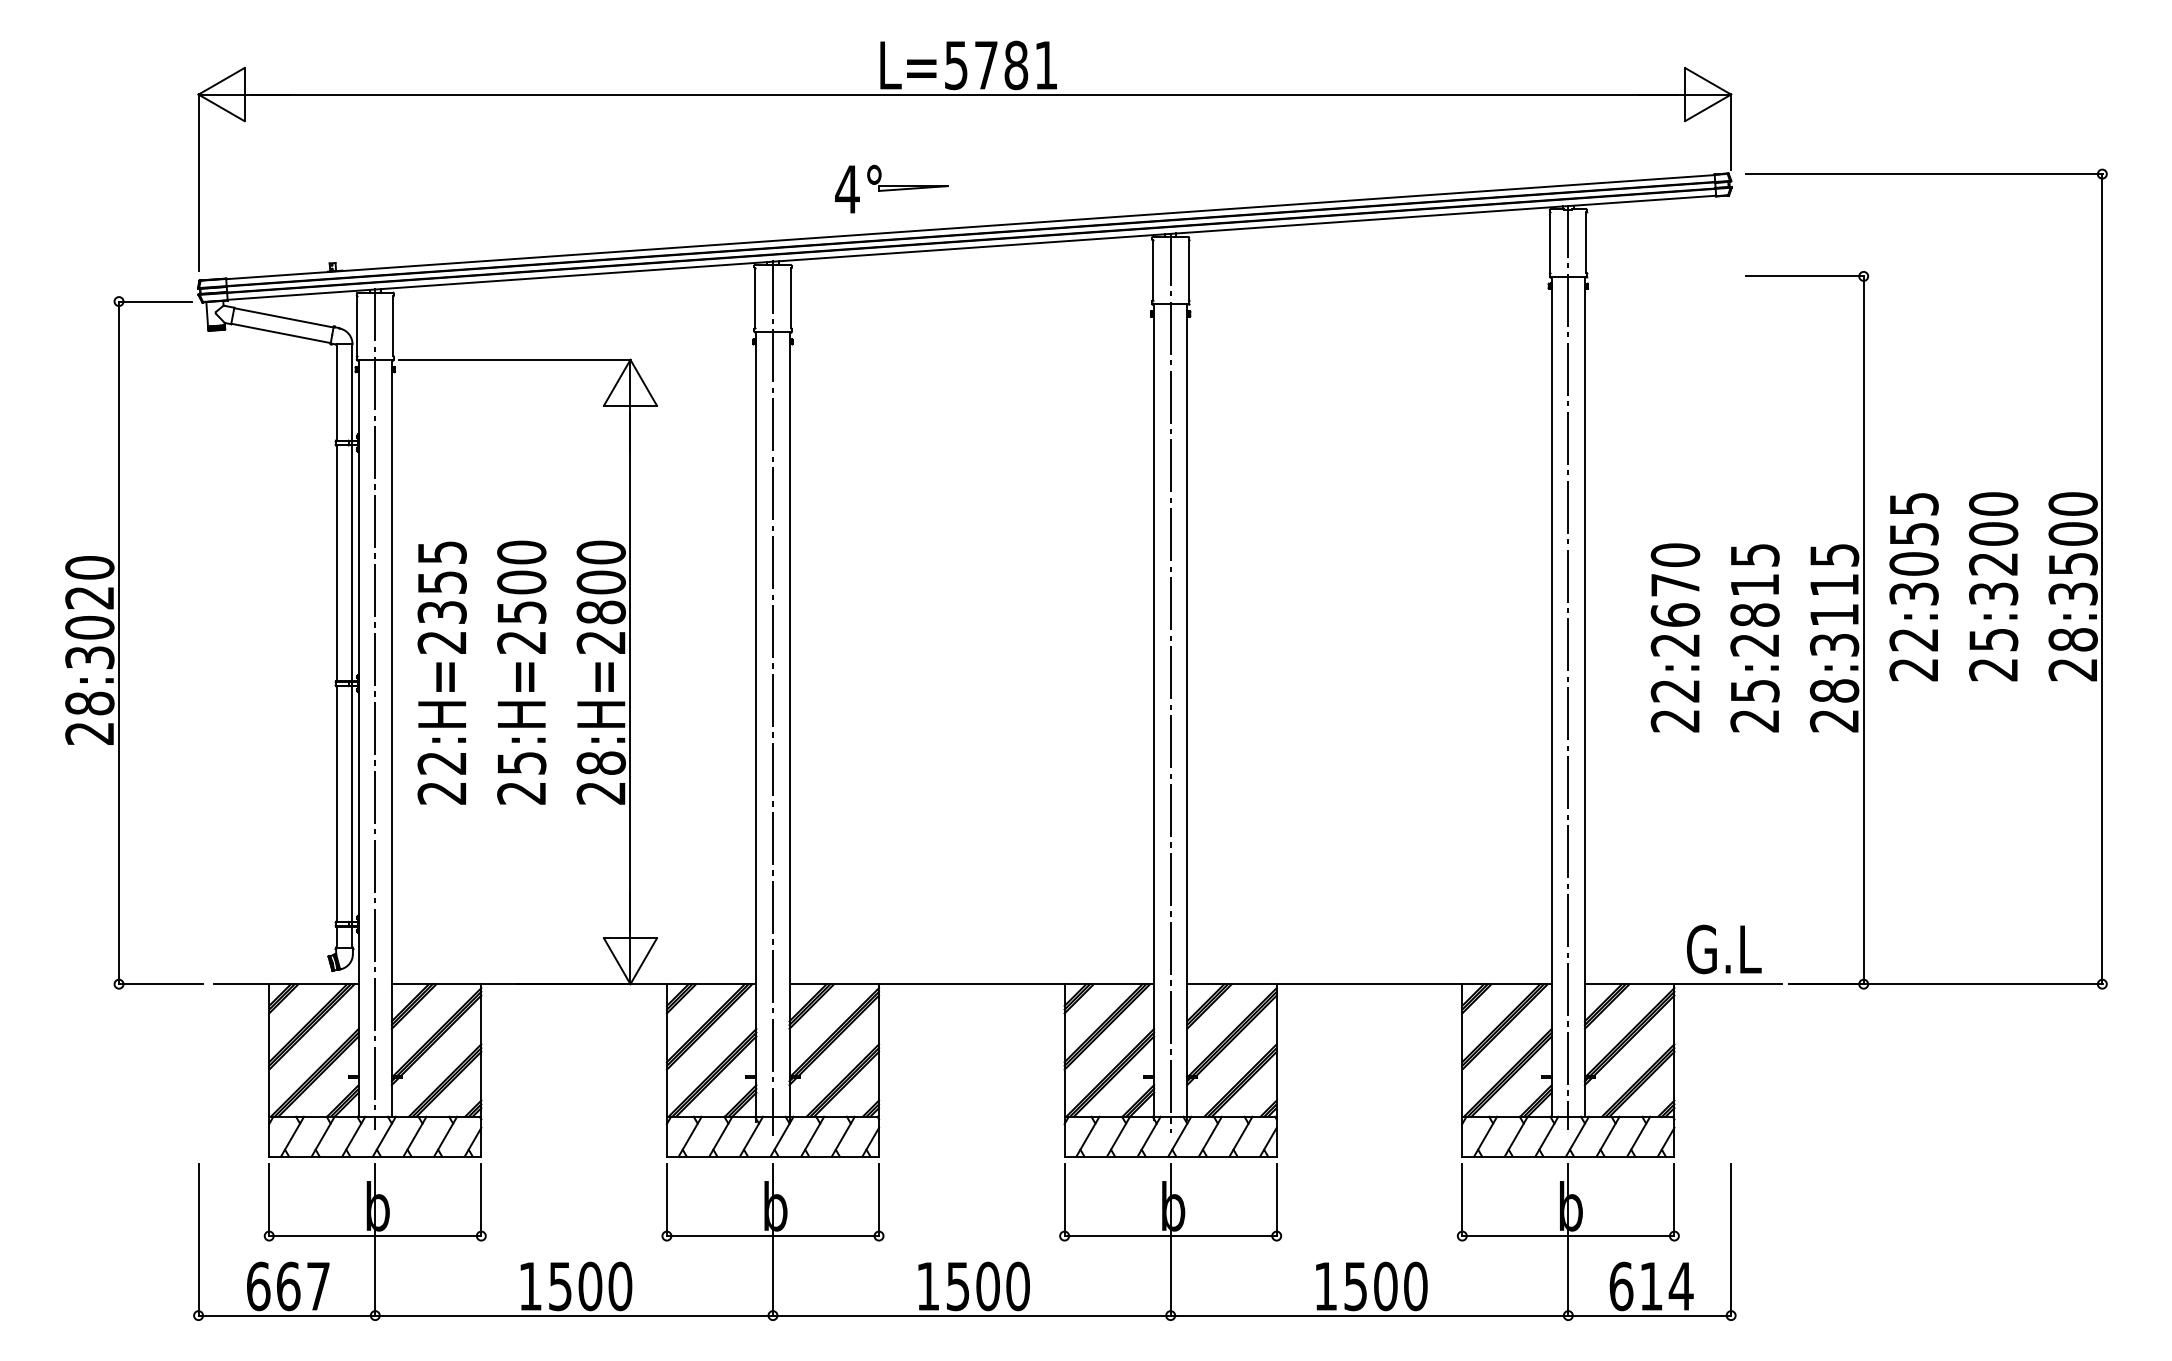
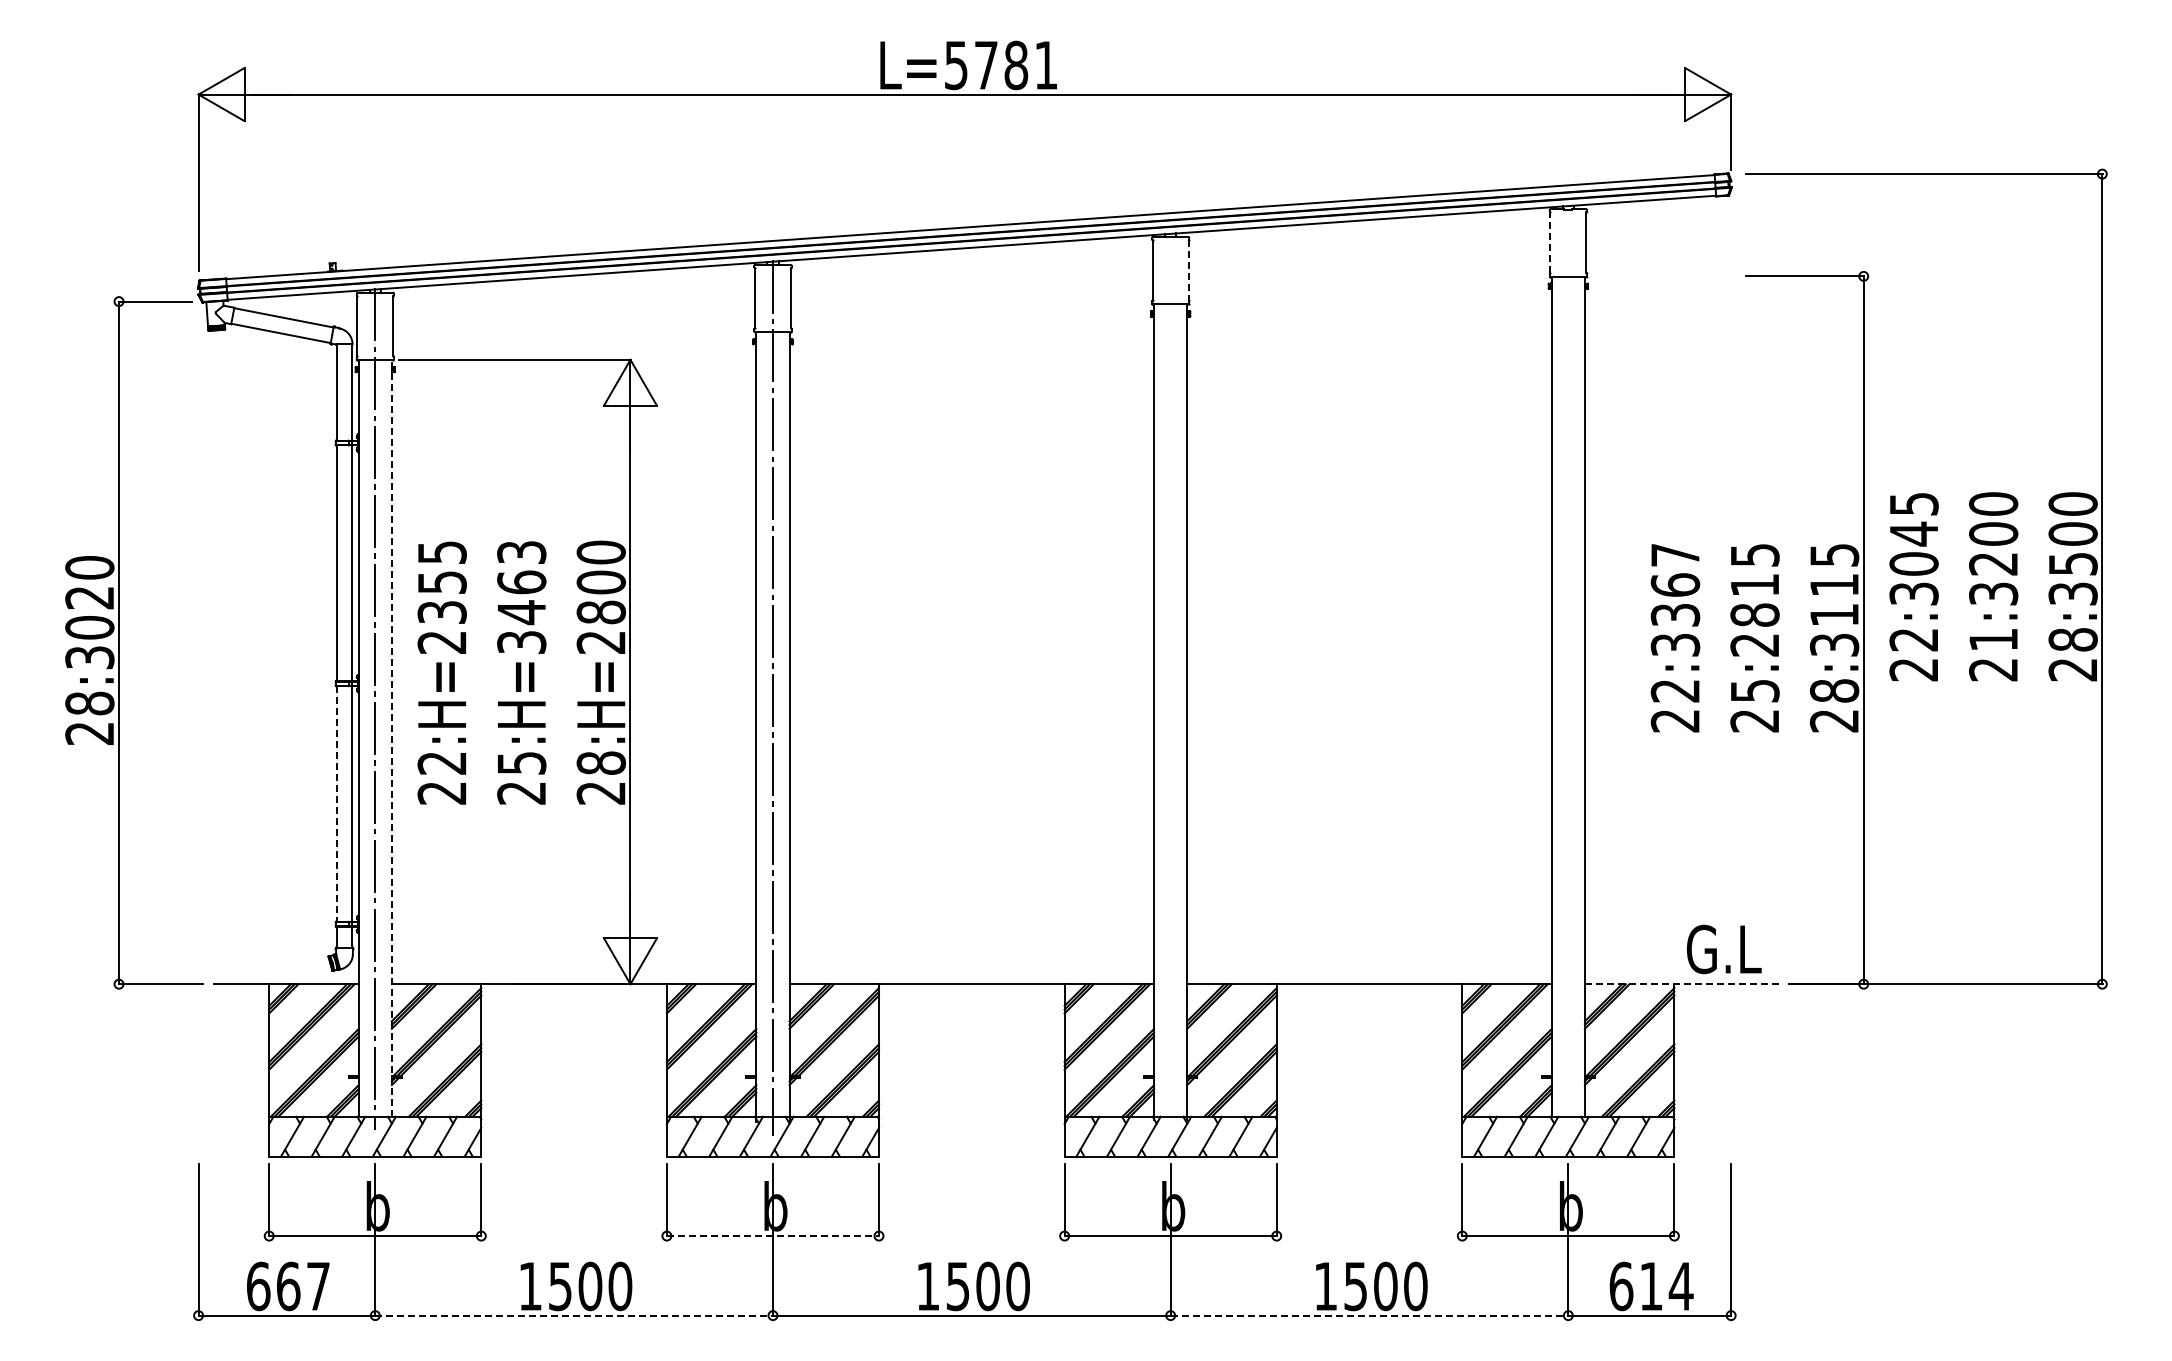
part: present -> none (891, 188)
line: solid -> dashed (1550, 242)
line: solid -> dashed (1188, 270)
text: 22:3055 -> 22:3045 (1914, 533)
text: 25:H=2500 -> 25:H=3463 (521, 596)
text: 22:2670 -> 22:3367 (1675, 599)
text: 25:3200 -> 21:3200 (1993, 640)
line: present -> none (1568, 667)
line: present -> none (1170, 682)
line: solid -> dashed (391, 737)
line: solid -> dashed (336, 803)
line: solid -> dashed (1683, 984)
line: solid -> dashed (773, 1236)
line: solid -> dashed (574, 1315)
line: solid -> dashed (1369, 1315)
